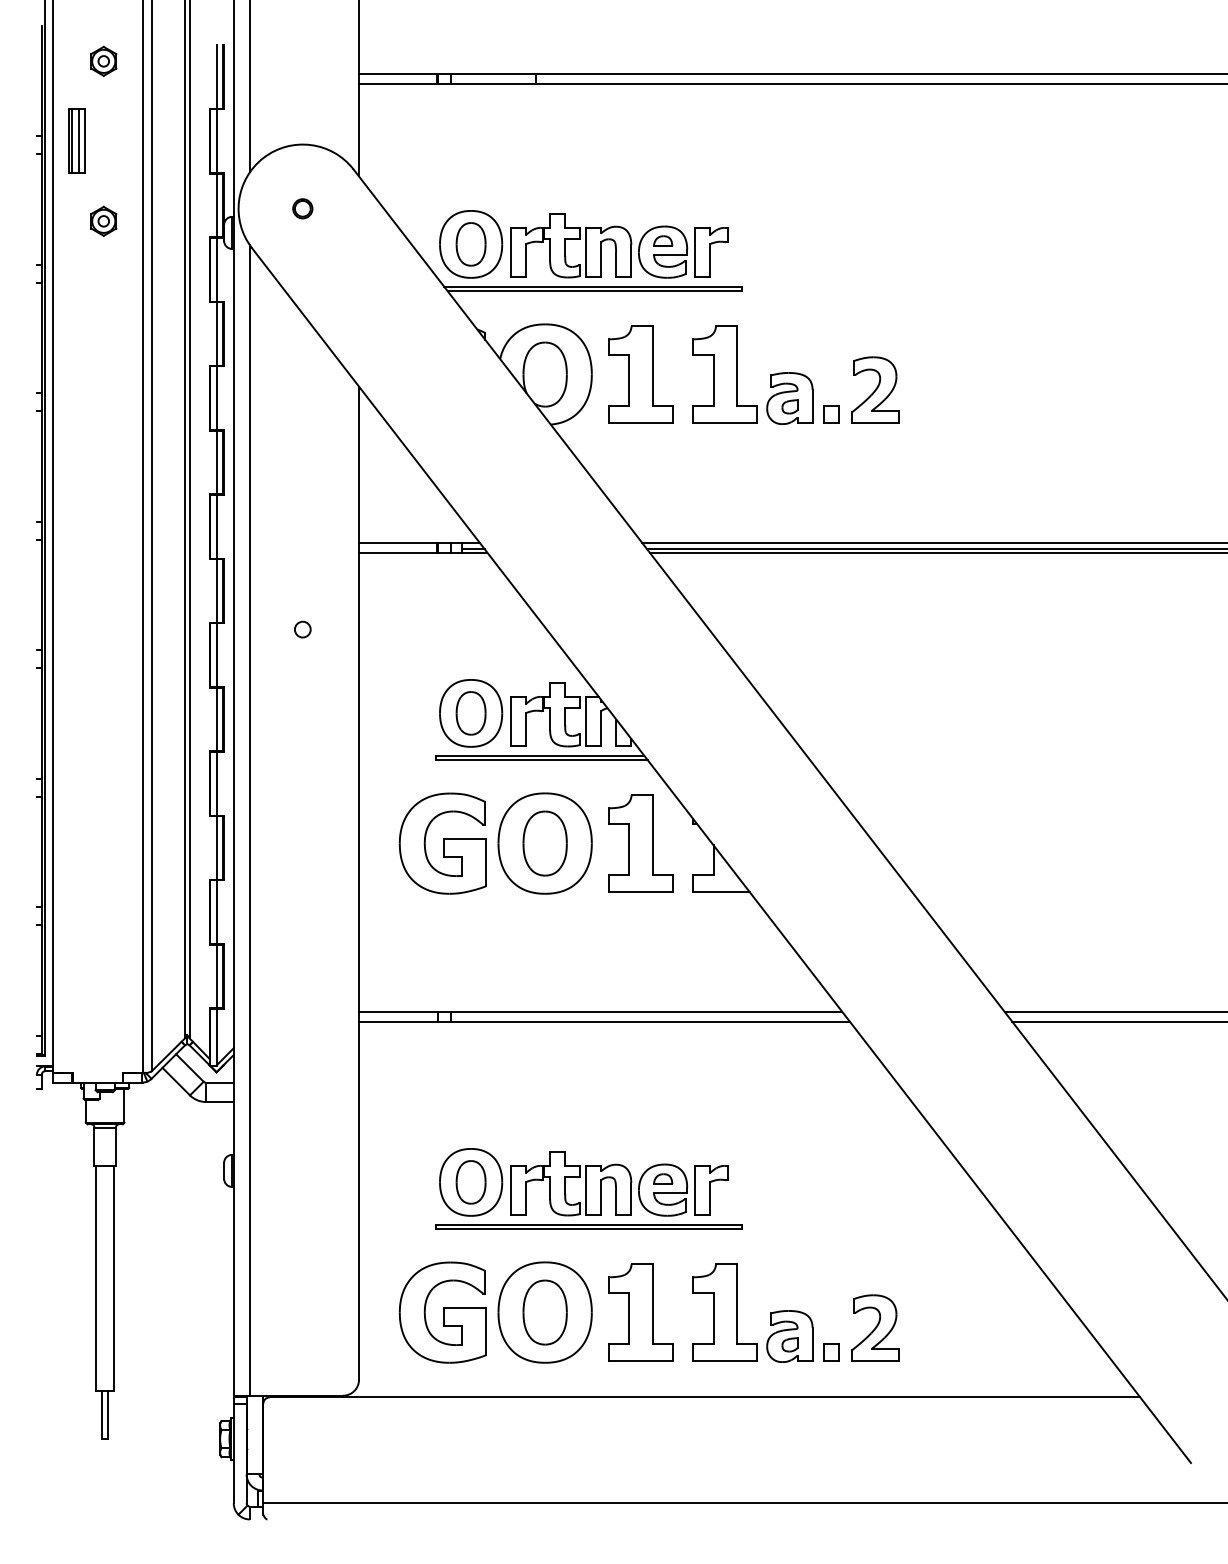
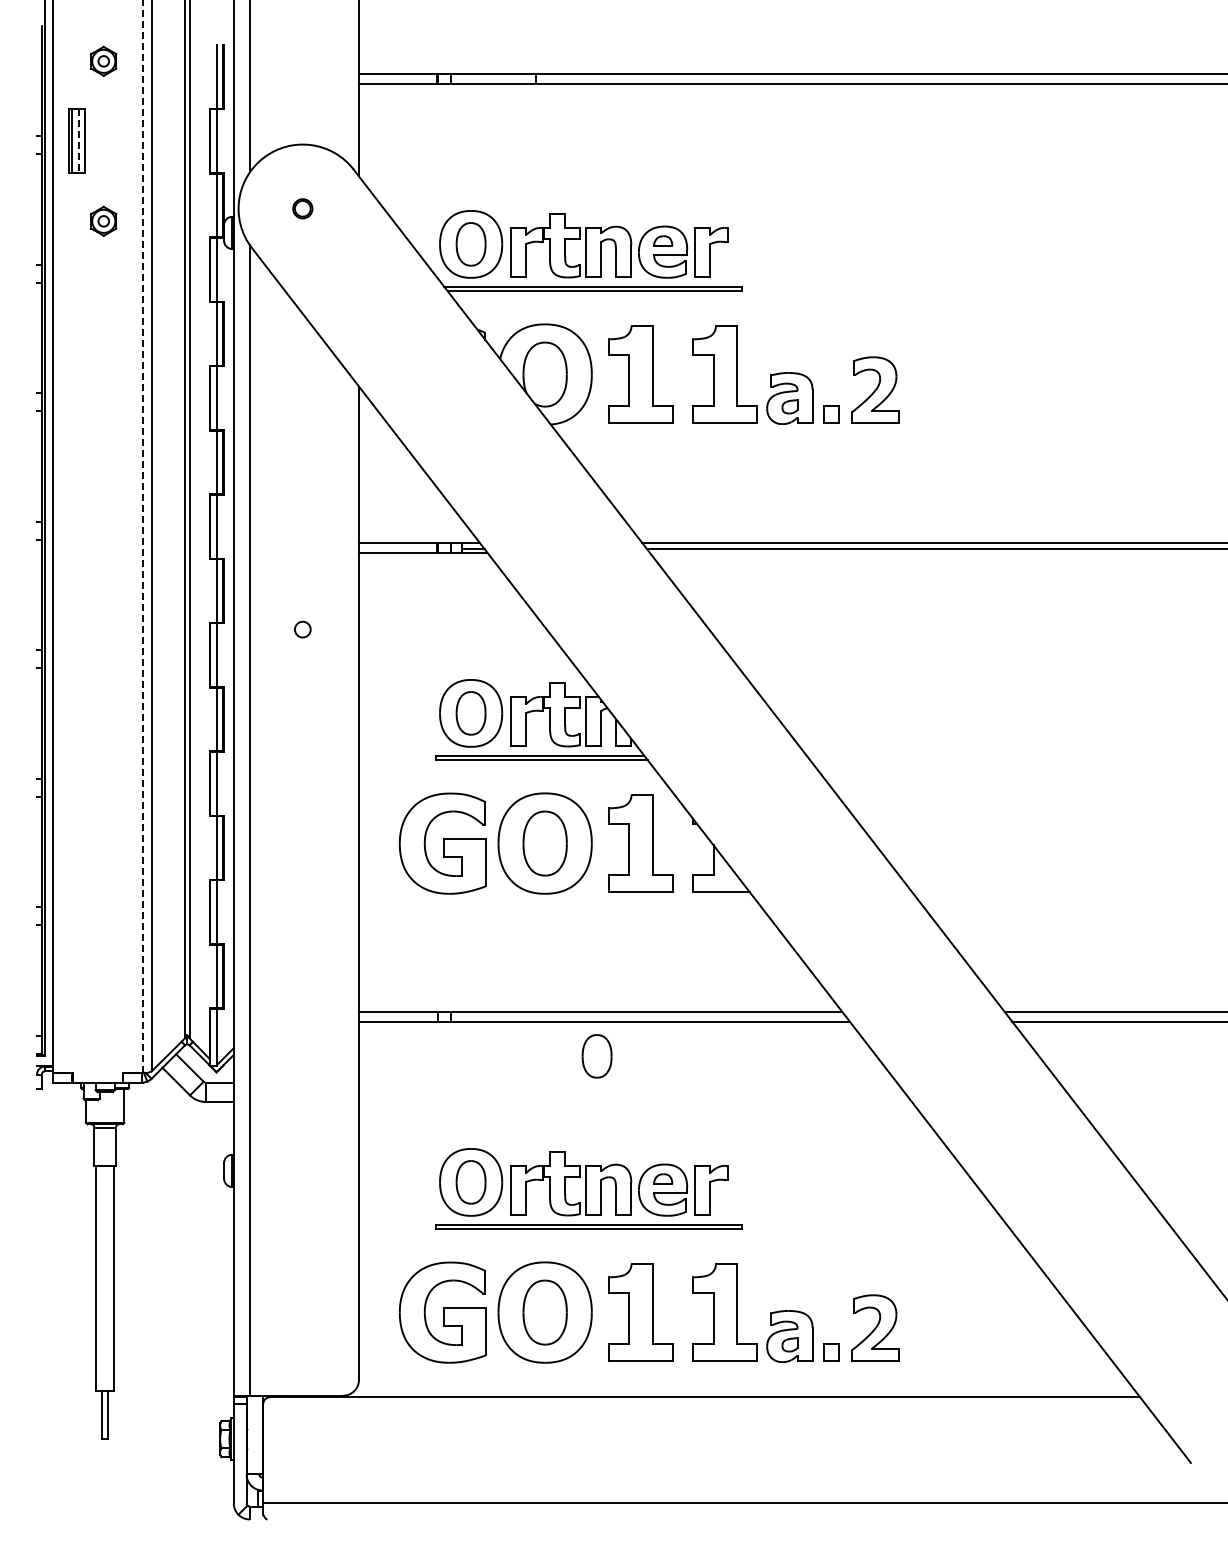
line: solid -> dashed (78, 141)
line: solid -> dashed (142, 536)
line: present -> none (936, 552)
part: none -> present (596, 1056)
